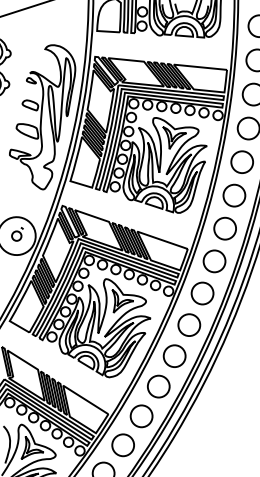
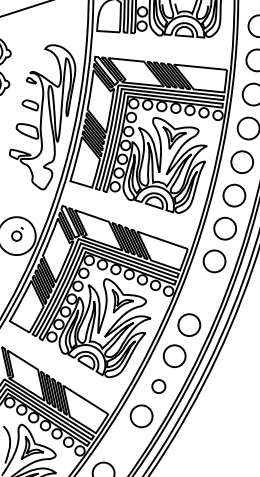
circle: present -> none (202, 293)
circle size: 24x25 px -> 16x15 px (158, 386)
circle: present -> none (122, 445)
